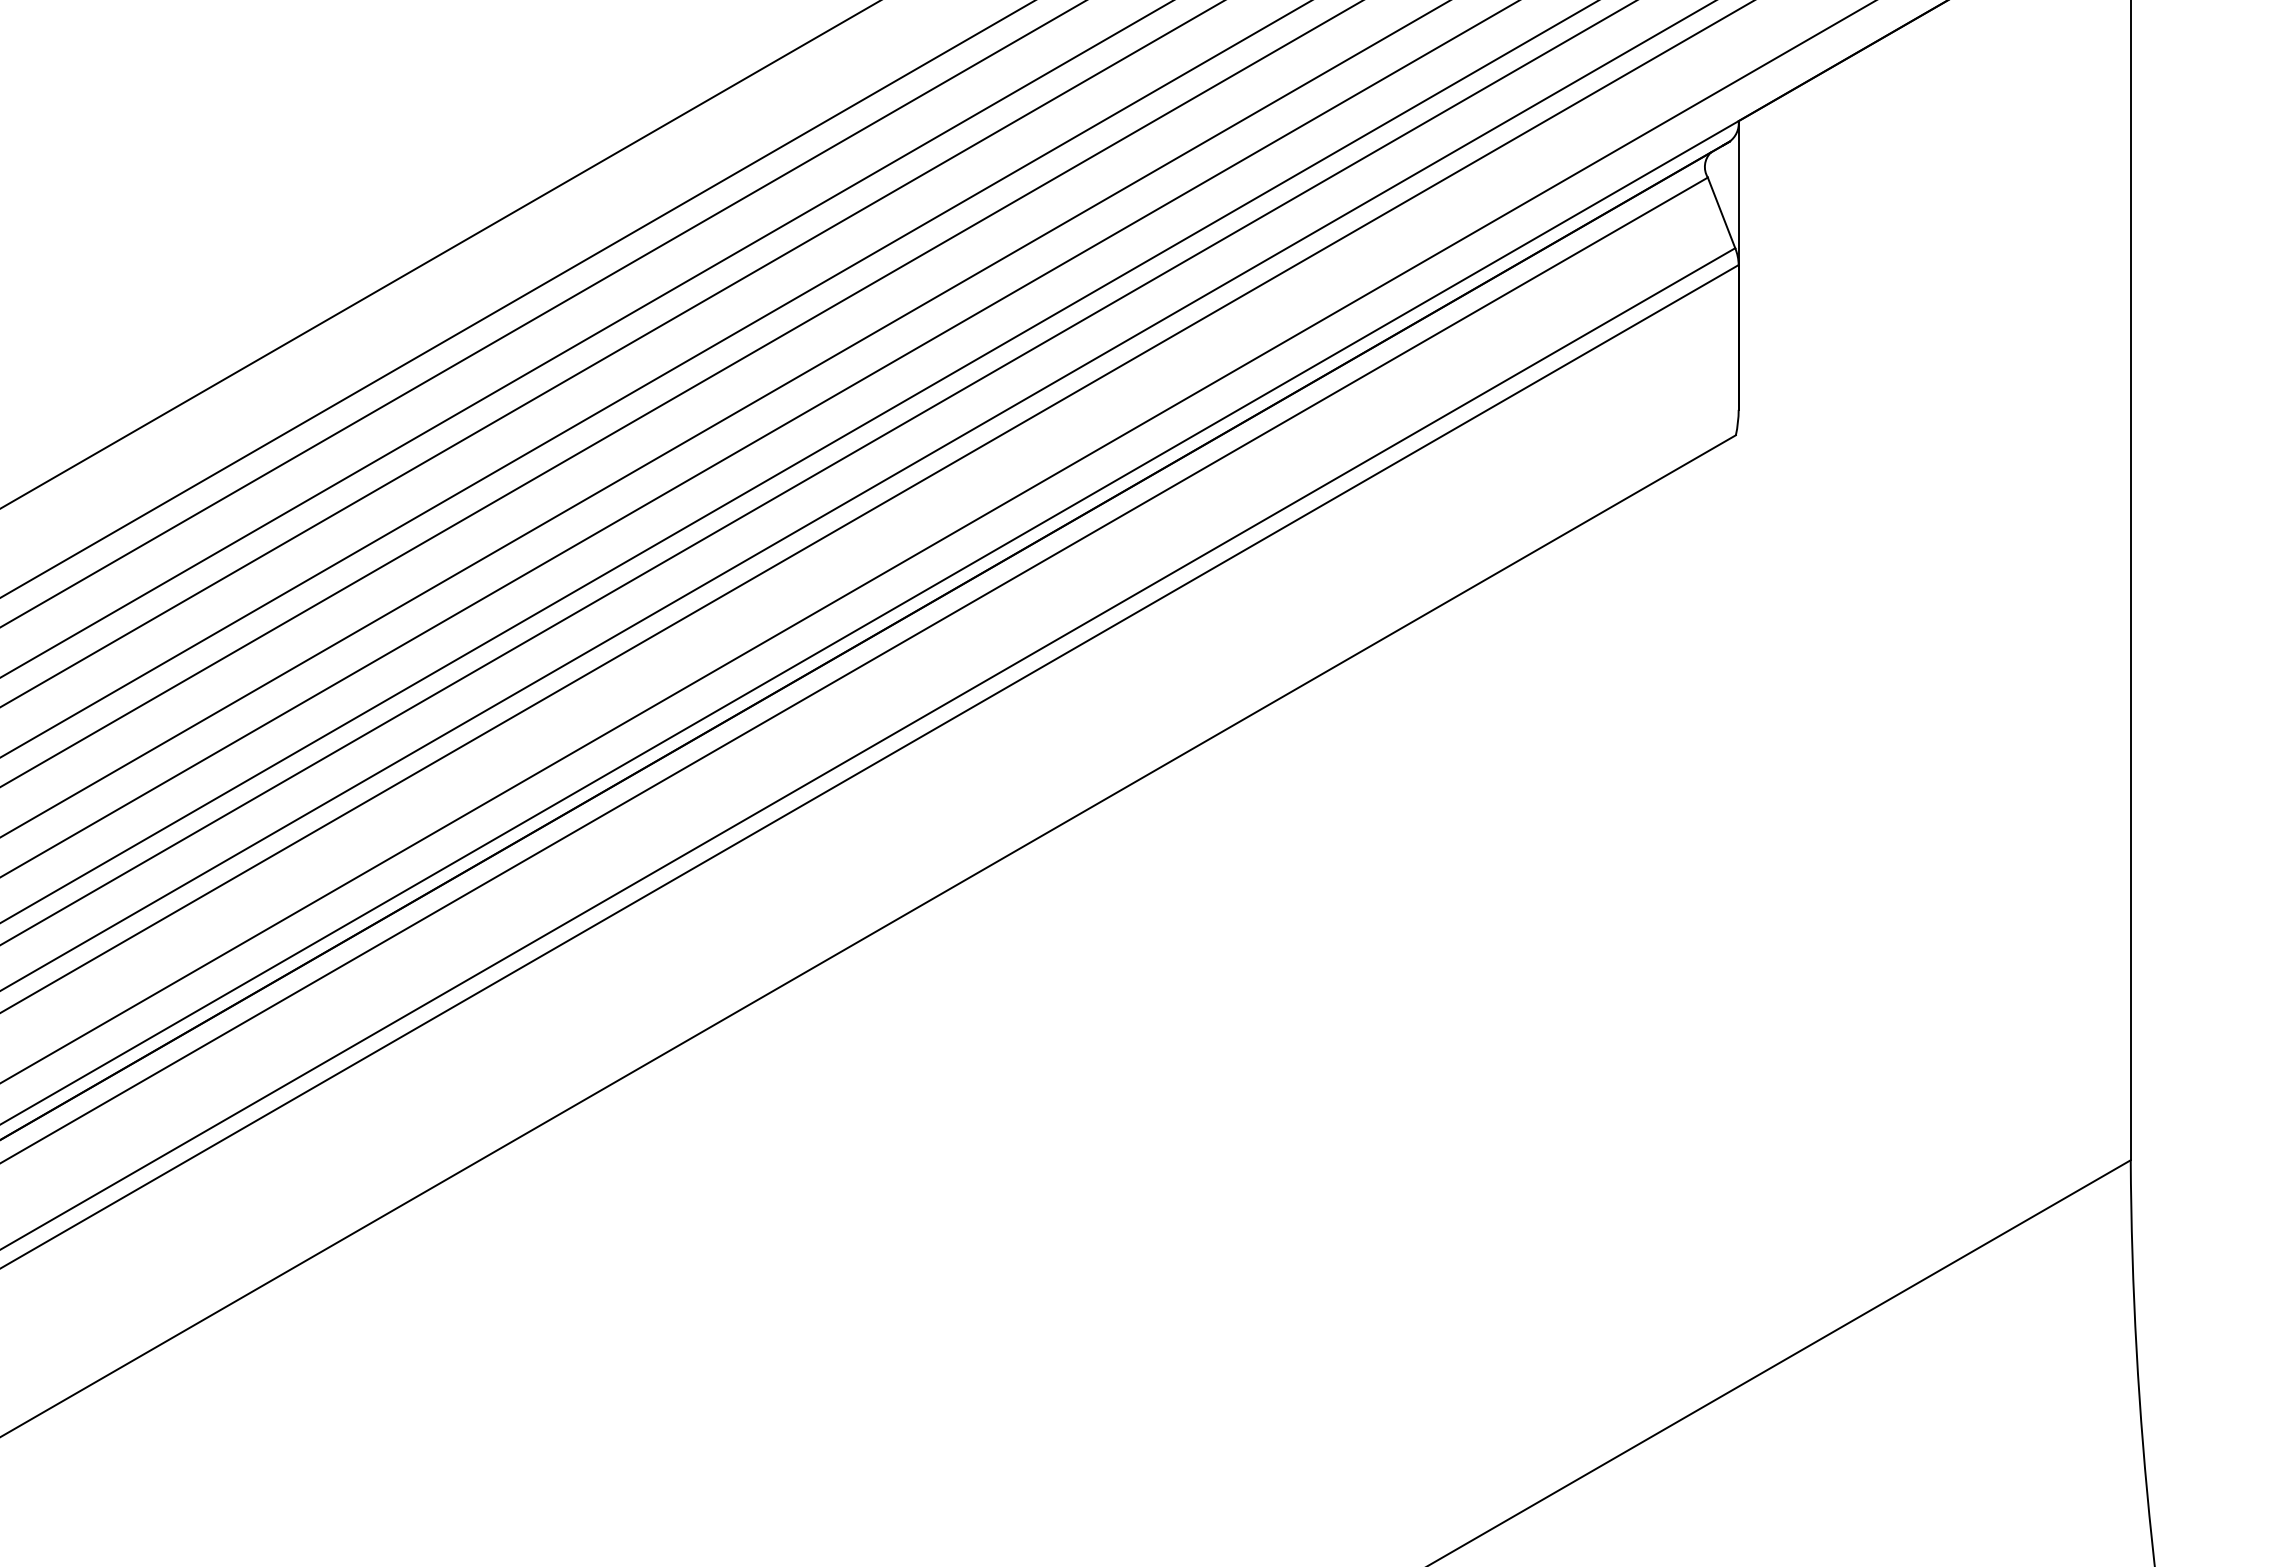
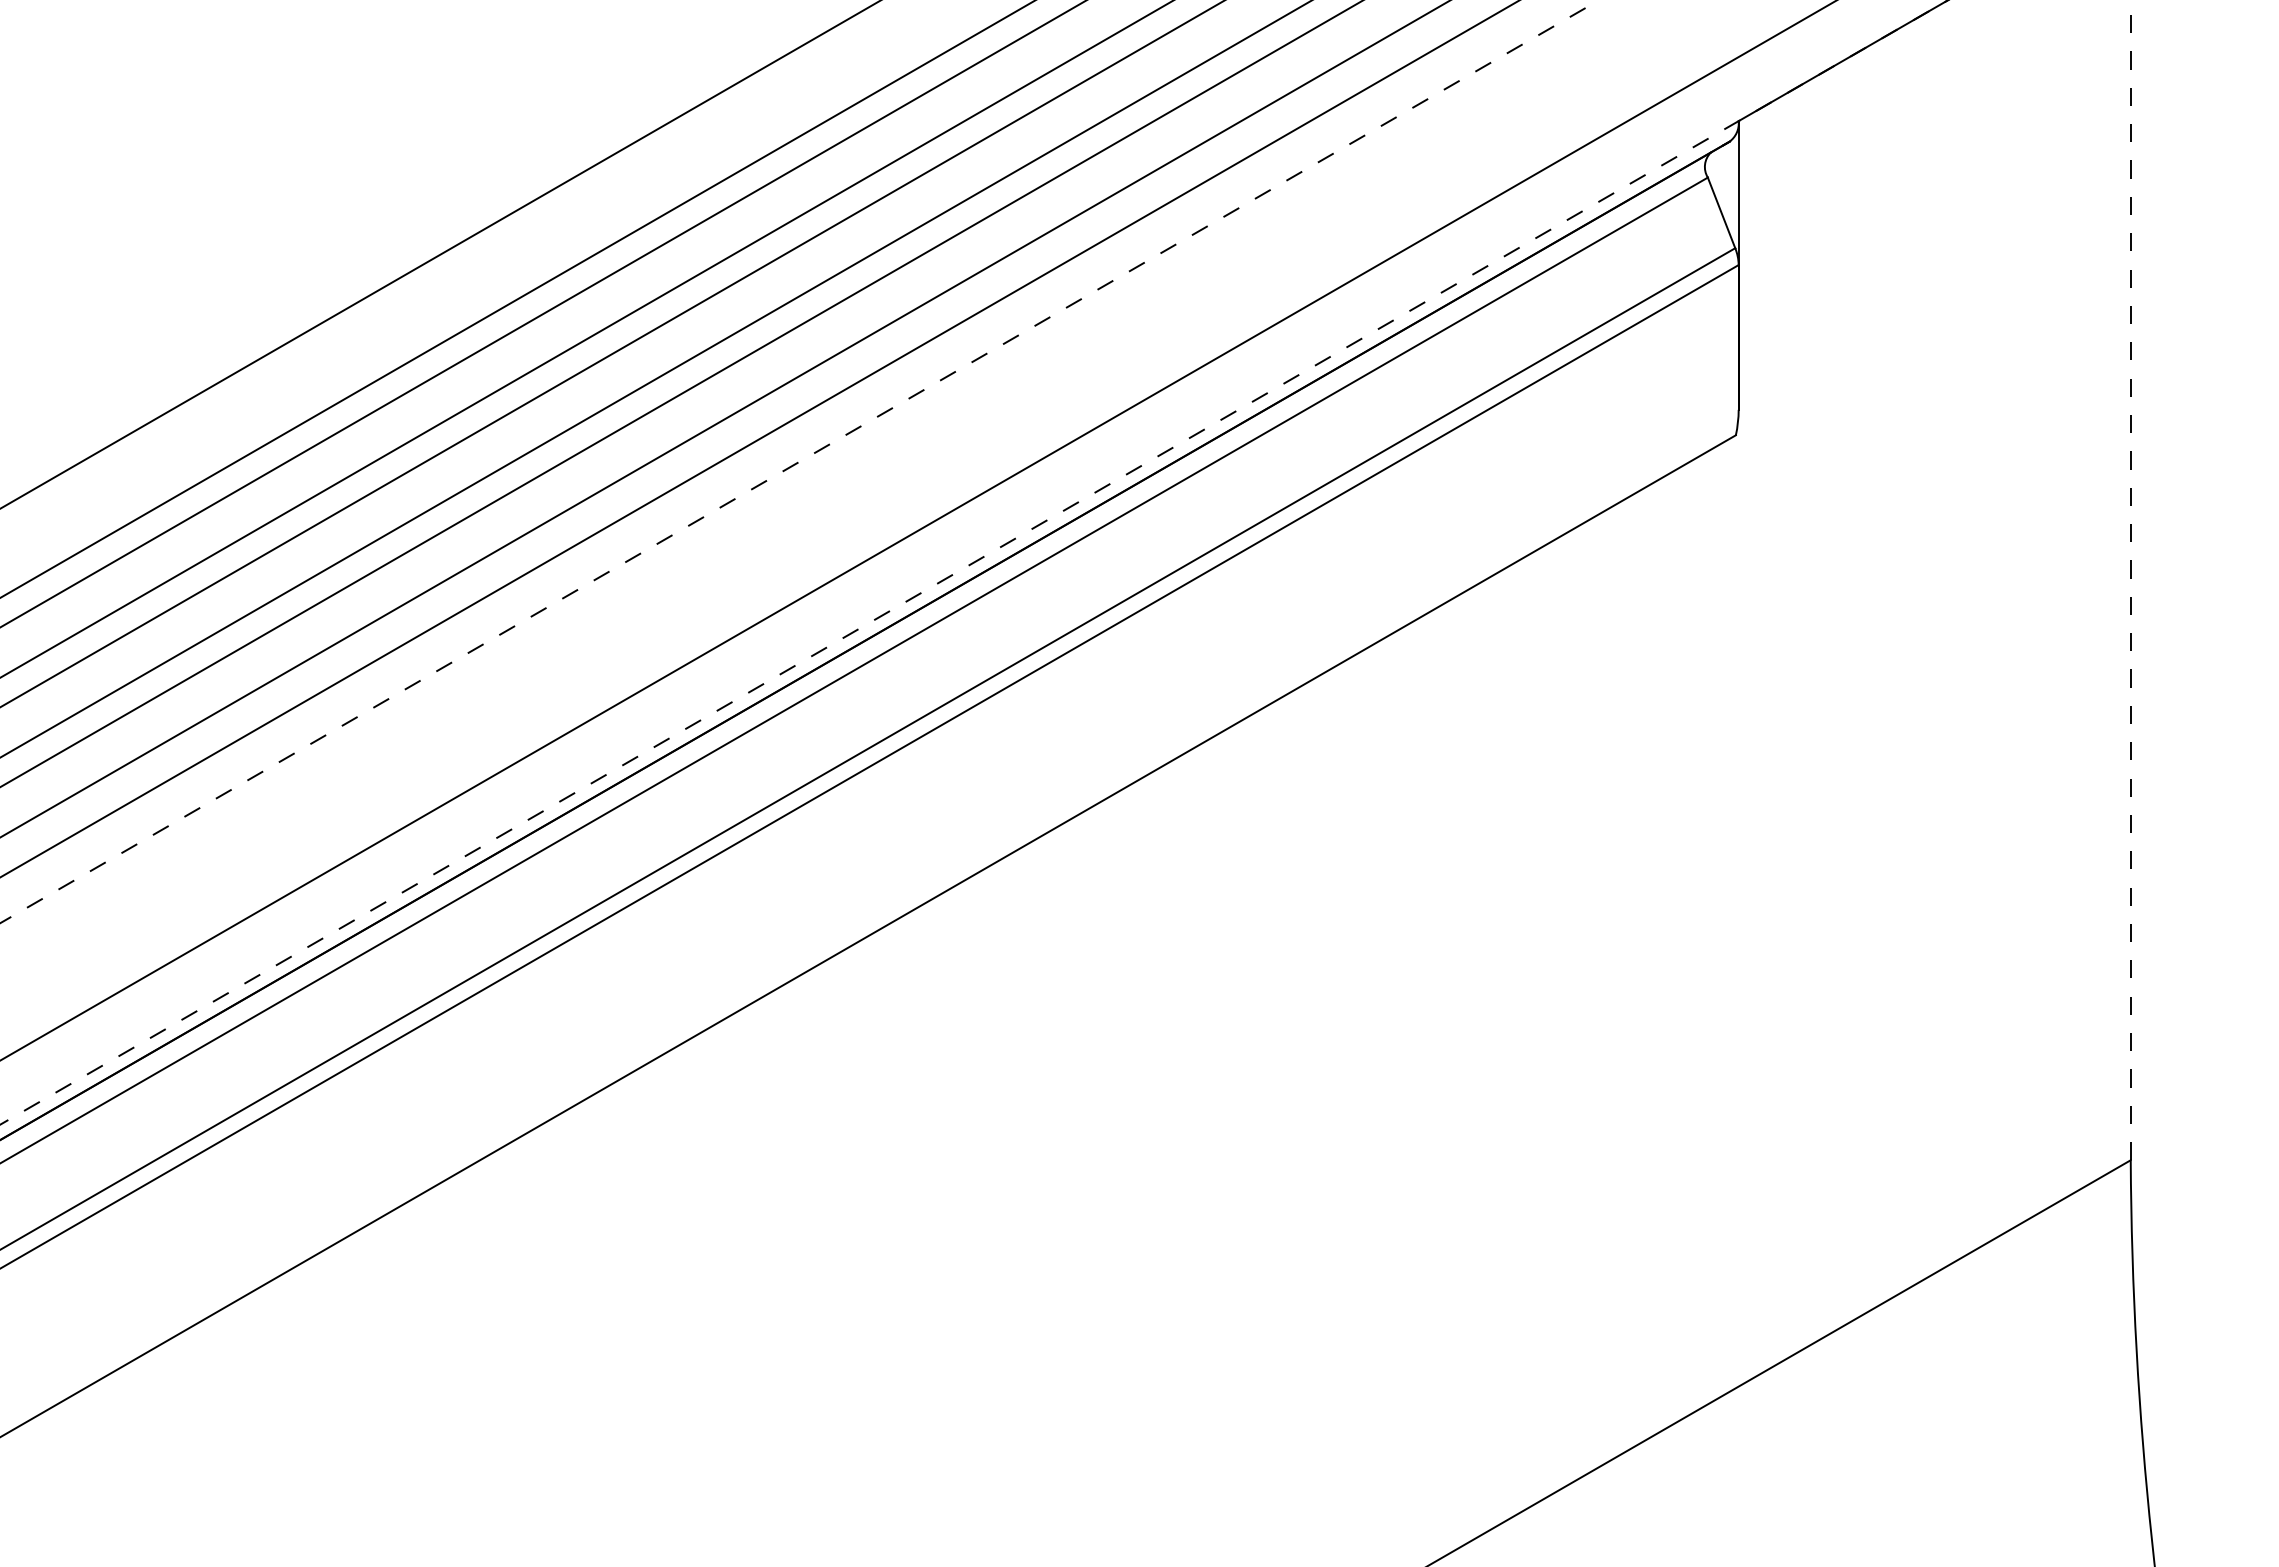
line: solid -> dashed (799, 461)
line: present -> none (818, 473)
line: present -> none (857, 495)
line: present -> none (876, 507)
line position: (937, 542) -> (917, 530) (917, 530)
line: solid -> dashed (973, 562)
line: solid -> dashed (2130, 580)
